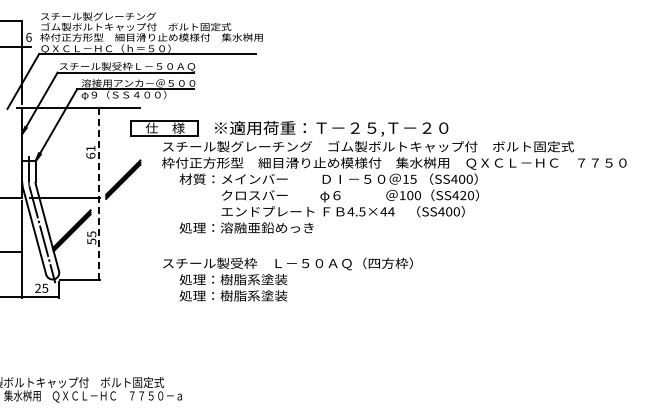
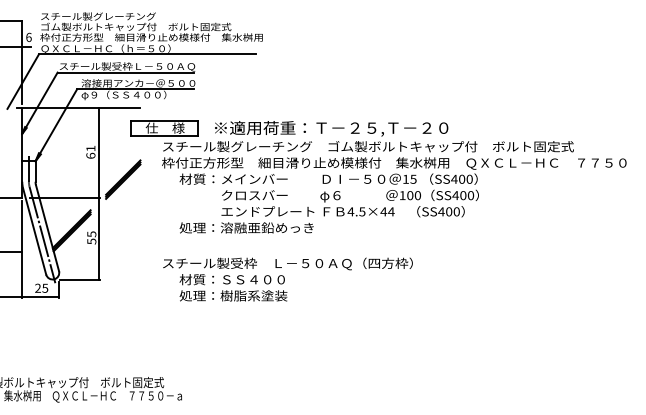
line: dashed -> solid (99, 193)
text: SS420 -> SS400 (463, 195)
text: 処理：樹脂系塗装 -> 材質：ＳＳ４００ (233, 279)
